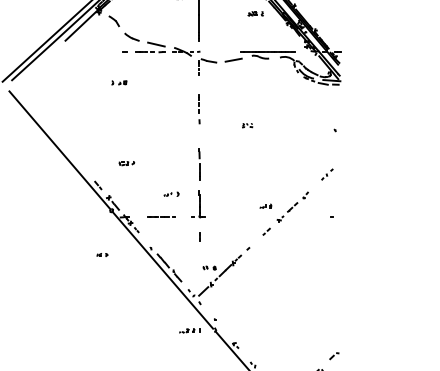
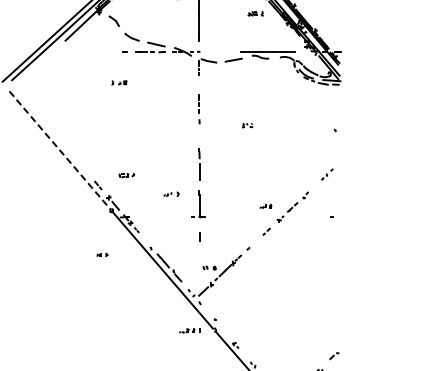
line: solid -> dashed (59, 150)
part position: (126, 163) -> (126, 175) (126, 175)
line: present -> none (161, 216)
